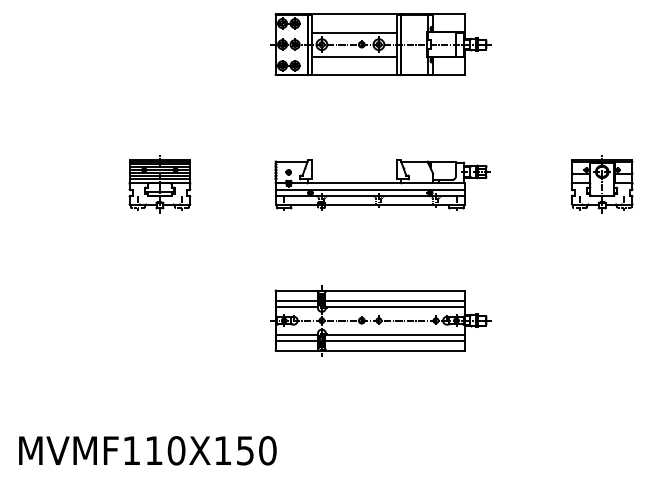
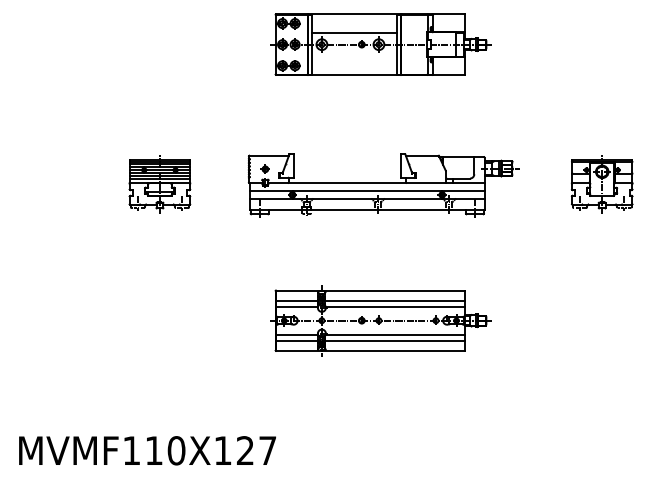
line: present -> none (354, 56)
part size: 217x52 px -> 272x65 px (383, 185)
text: MVMF110X150 -> MVMF110X127 (256, 450)
